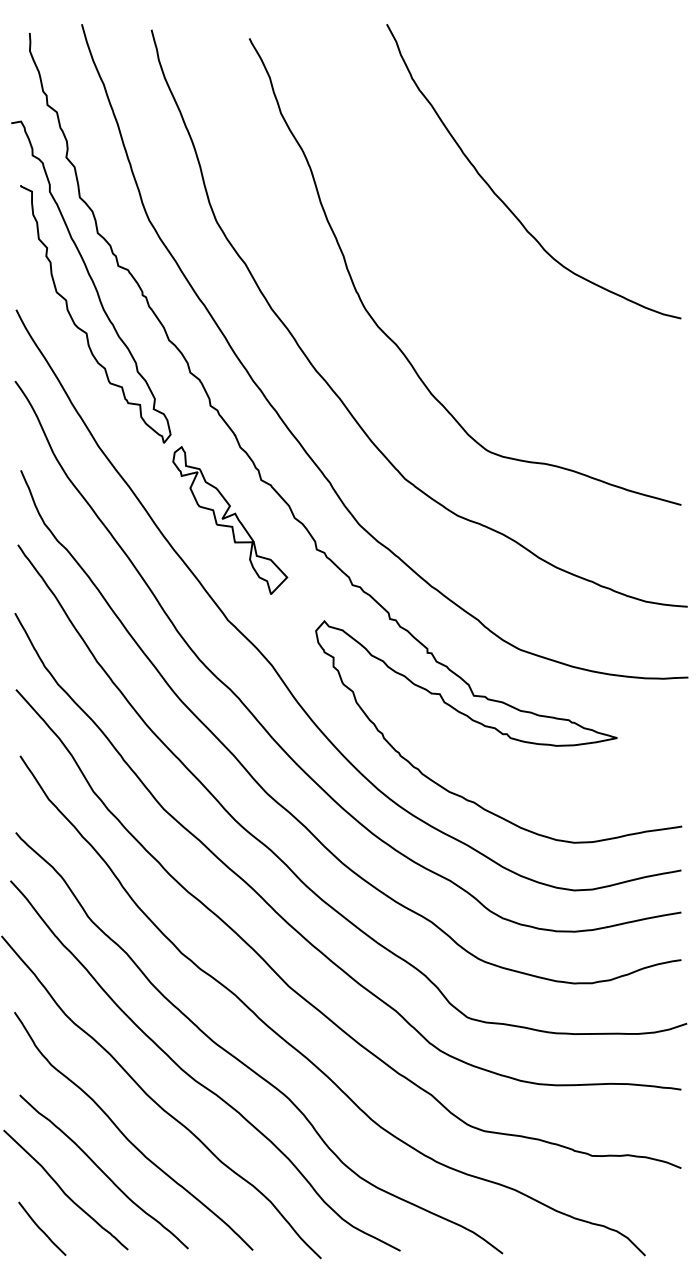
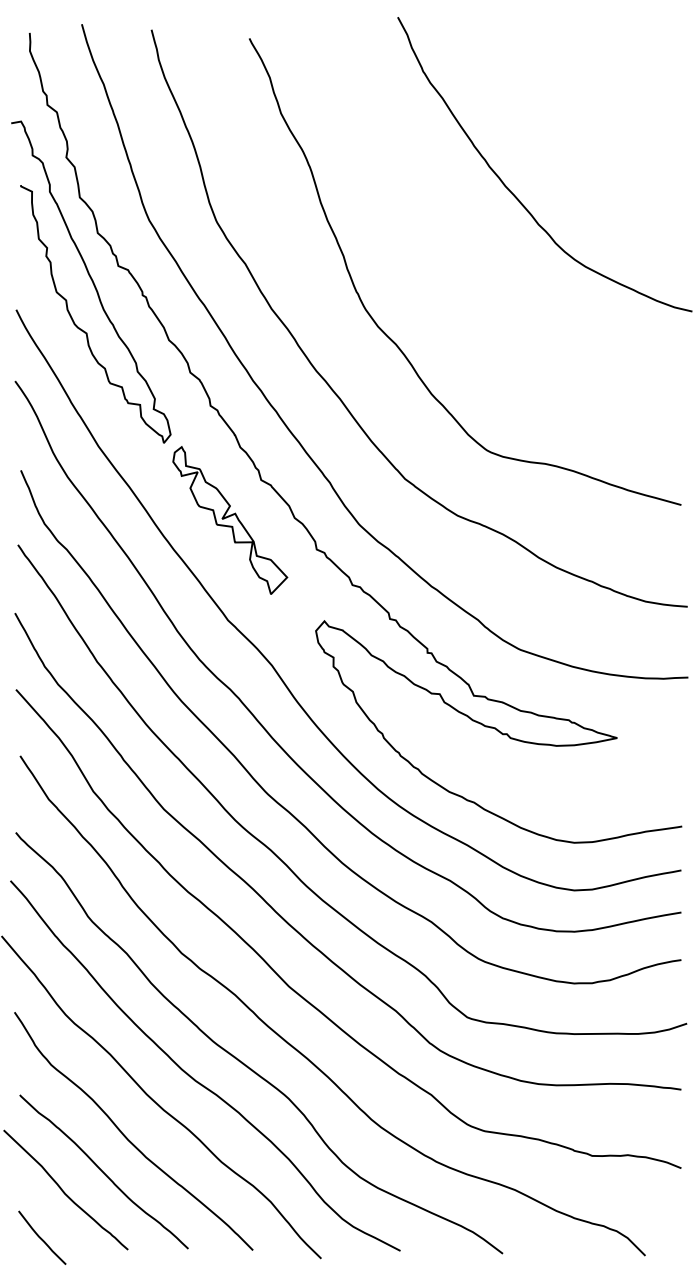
curve position: (503, 201) -> (514, 194) (514, 194)
curve position: (41, 1228) -> (41, 1237) (41, 1237)
